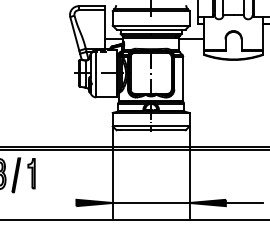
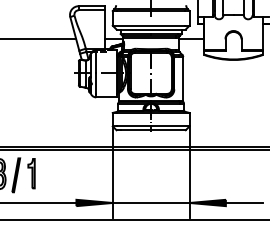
line: none -> present (39, 38)
line: none -> present (39, 202)
